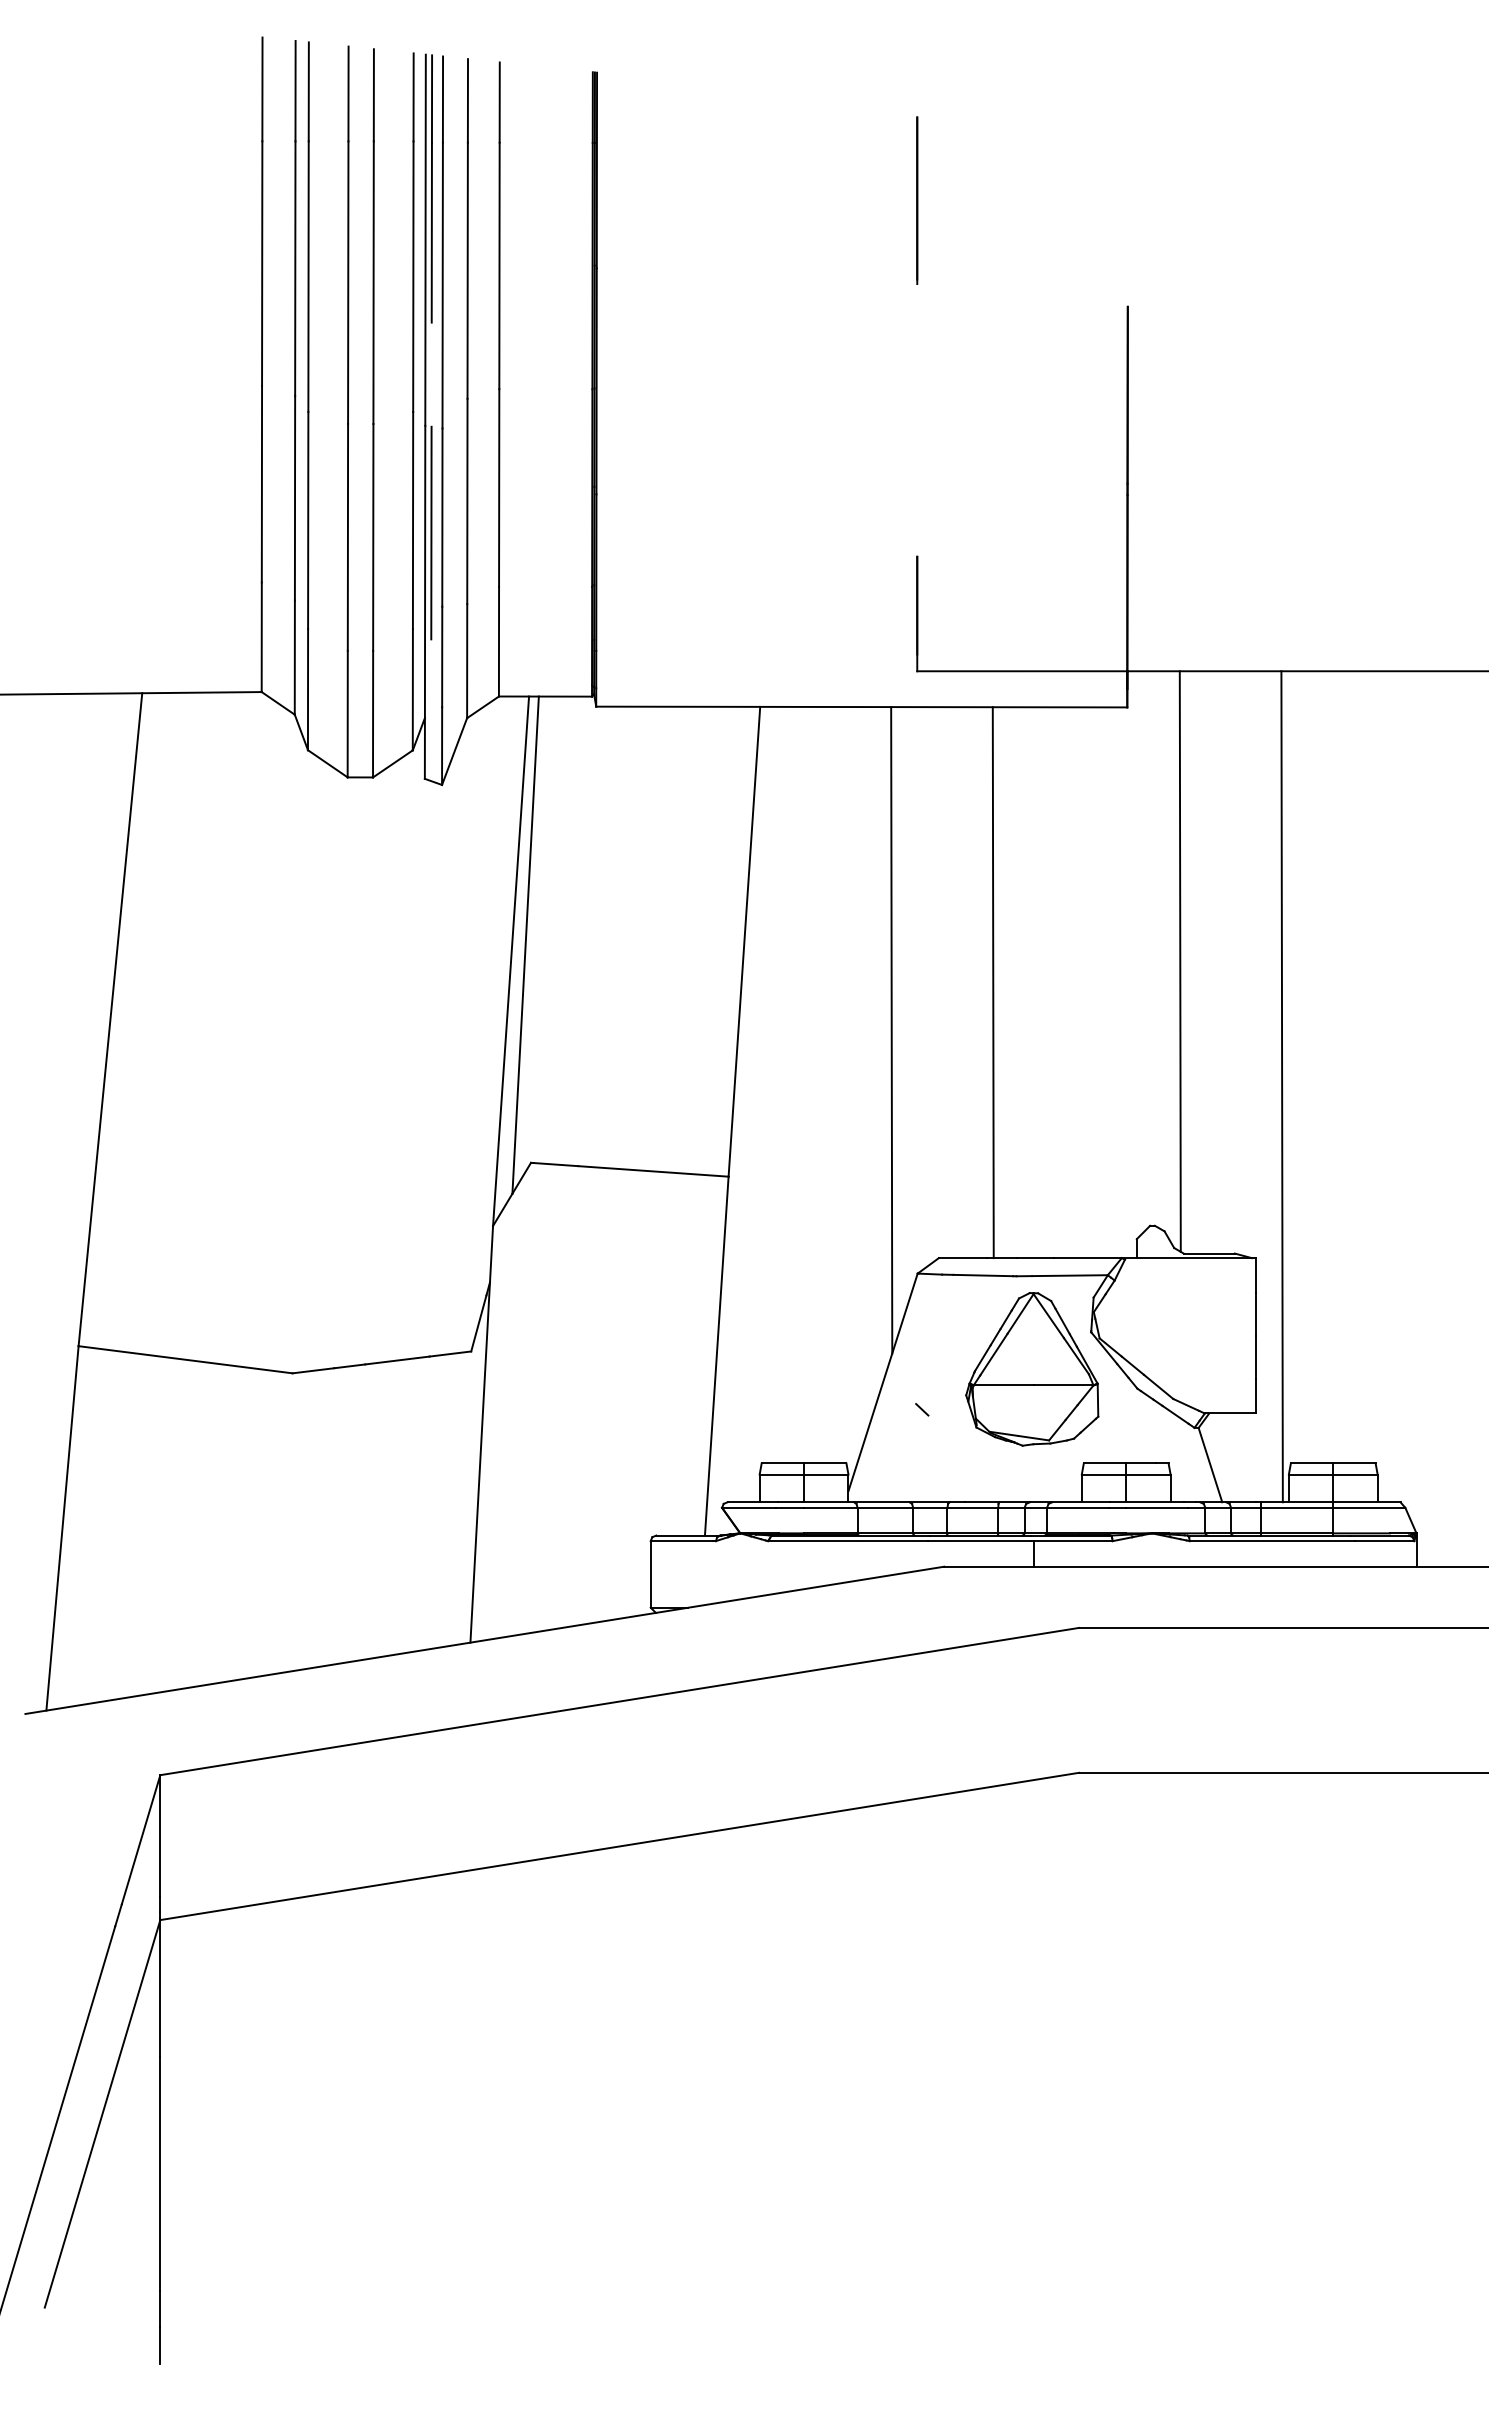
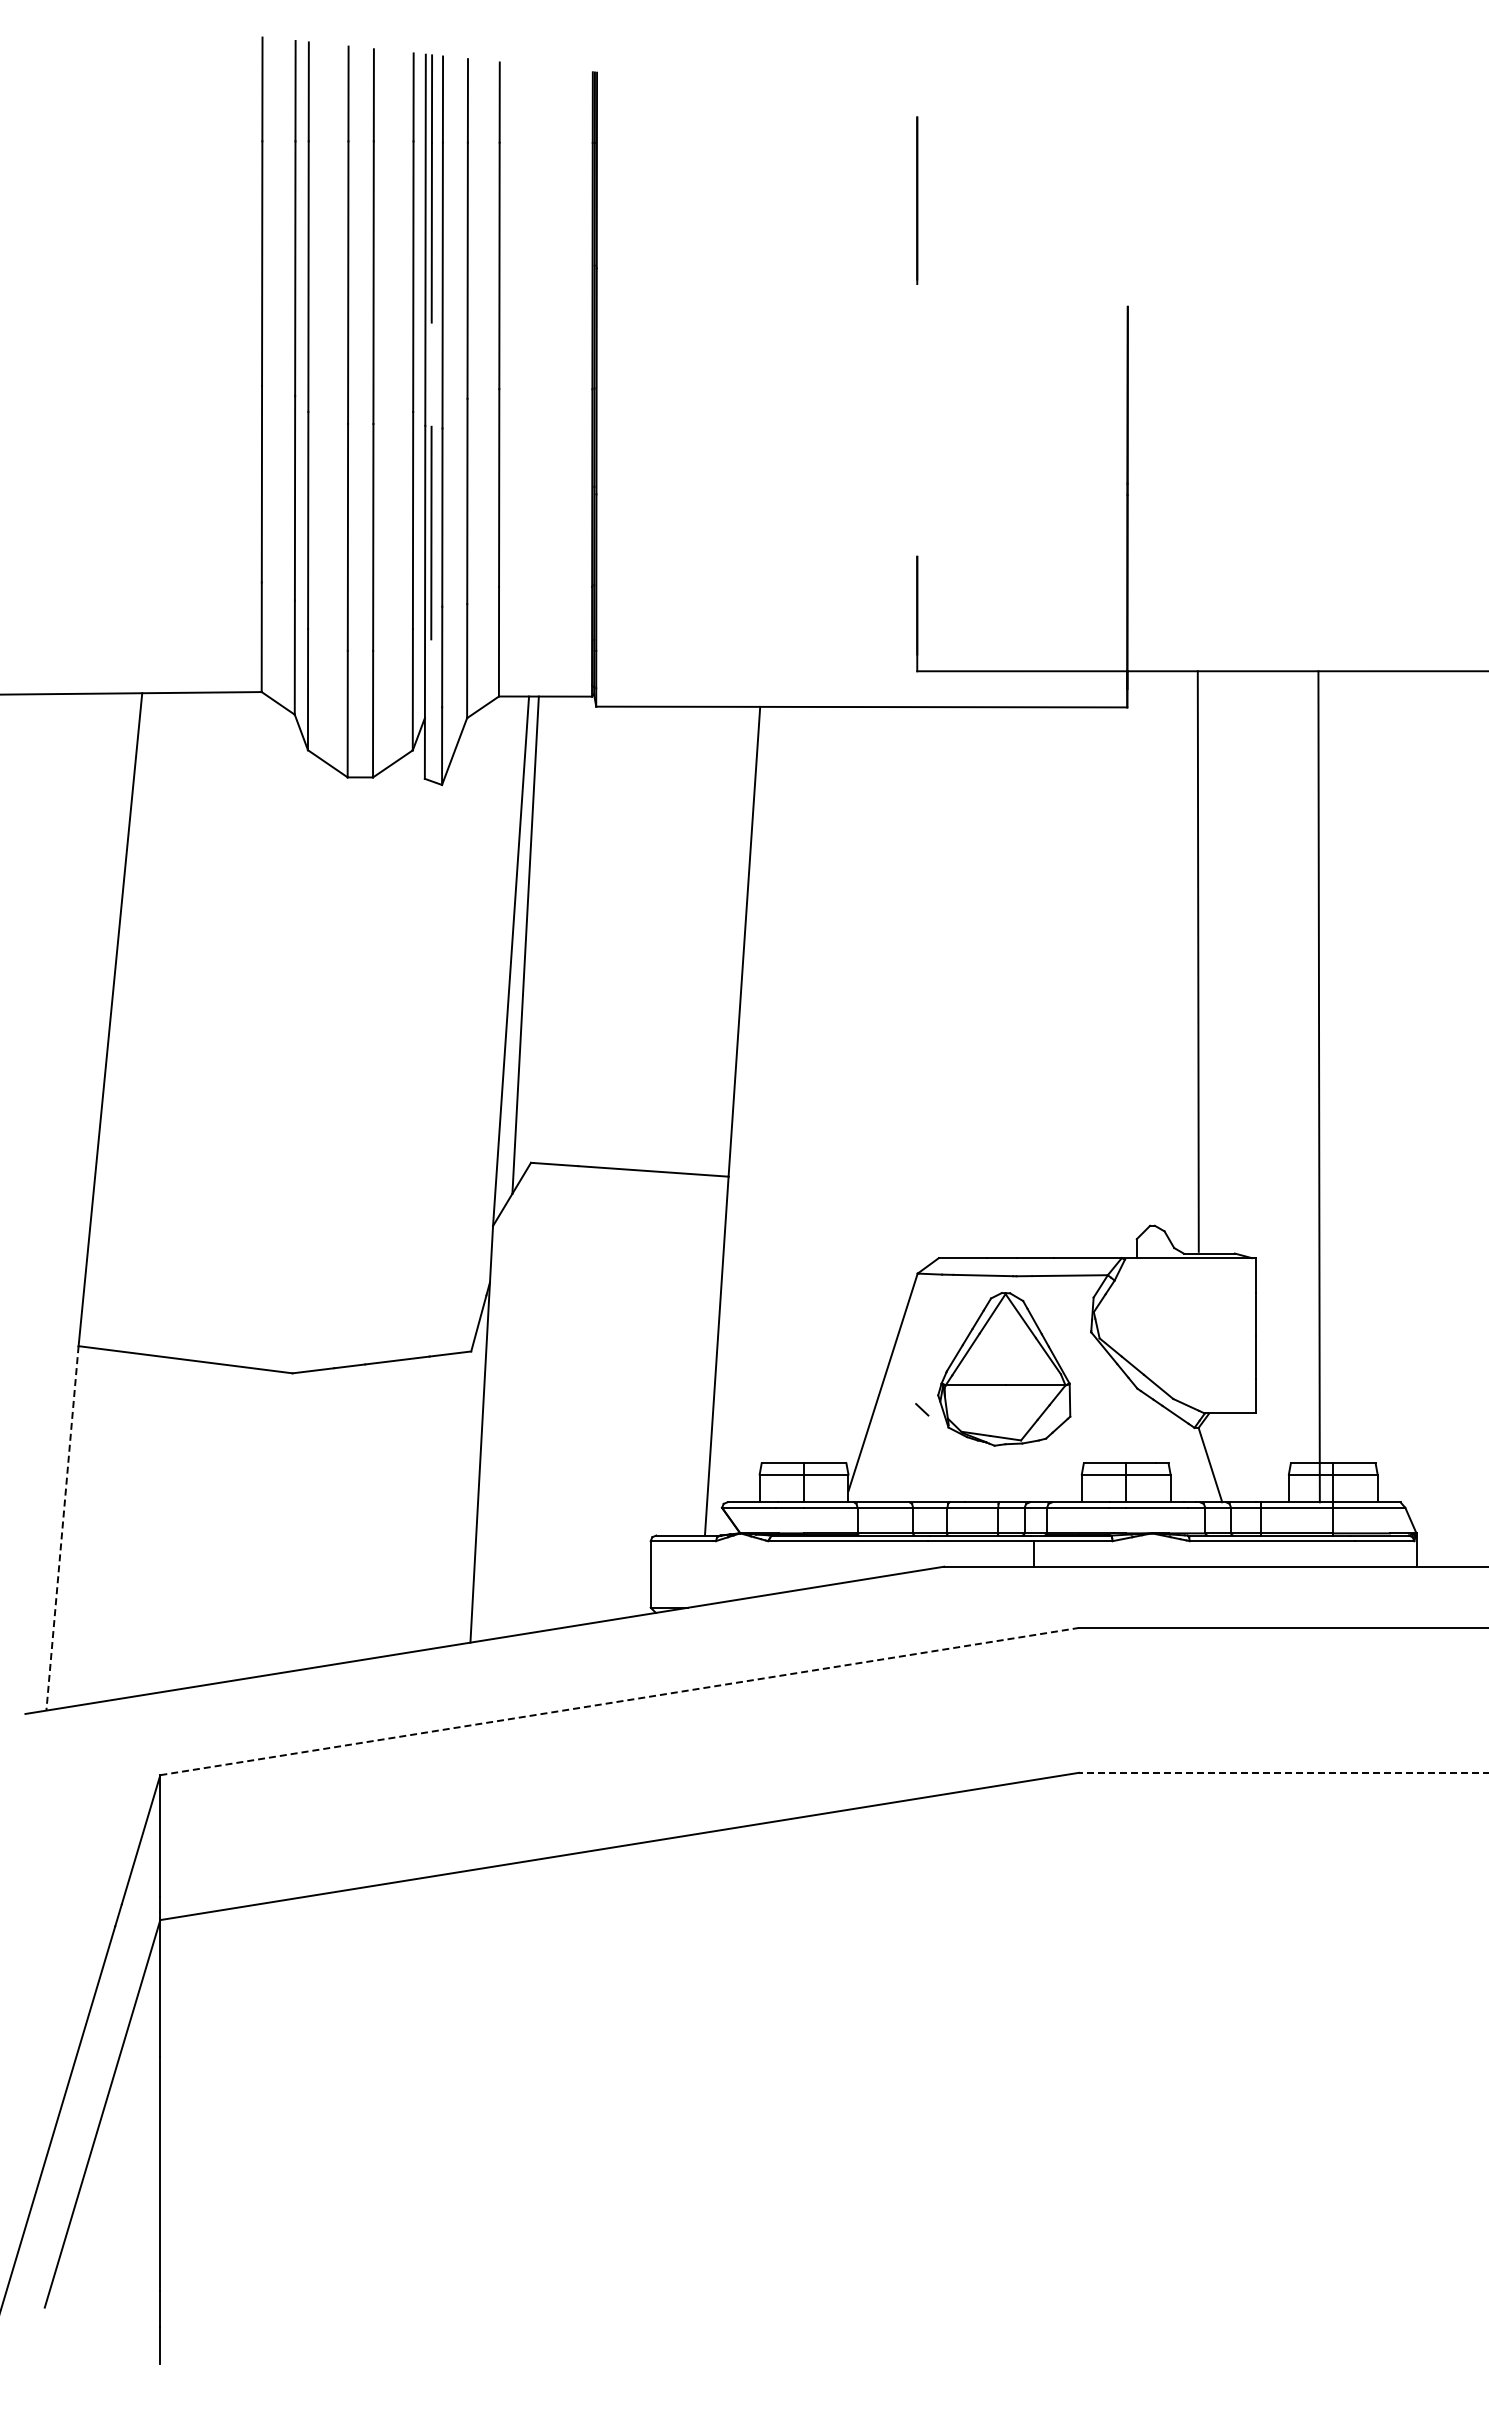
line position: (1179, 961) -> (1197, 961) (1197, 961)
line: present -> none (992, 982)
line: present -> none (891, 1030)
line position: (1281, 1086) -> (1318, 1086) (1318, 1086)
part position: (1032, 1369) -> (1004, 1369) (1004, 1369)
line: solid -> dashed (62, 1528)
line: solid -> dashed (620, 1701)
line: solid -> dashed (1283, 1772)
